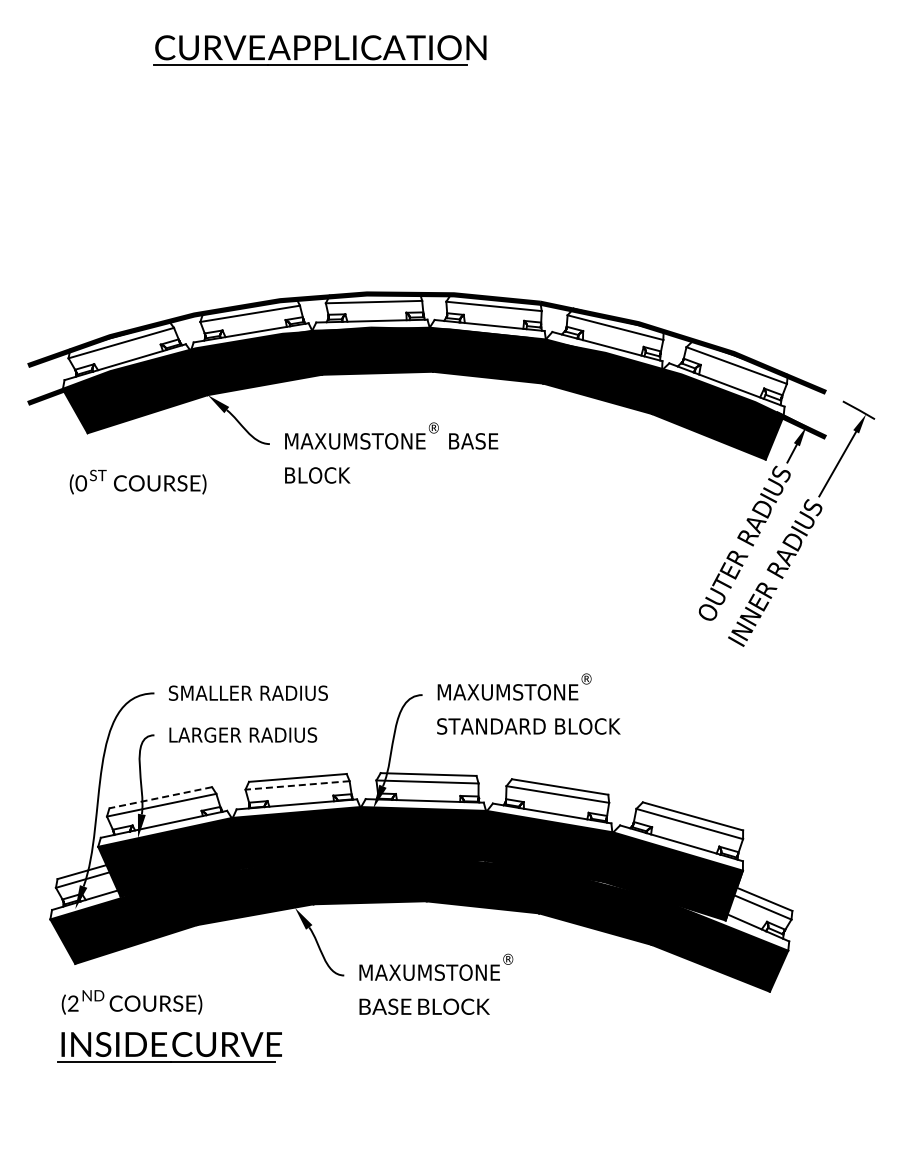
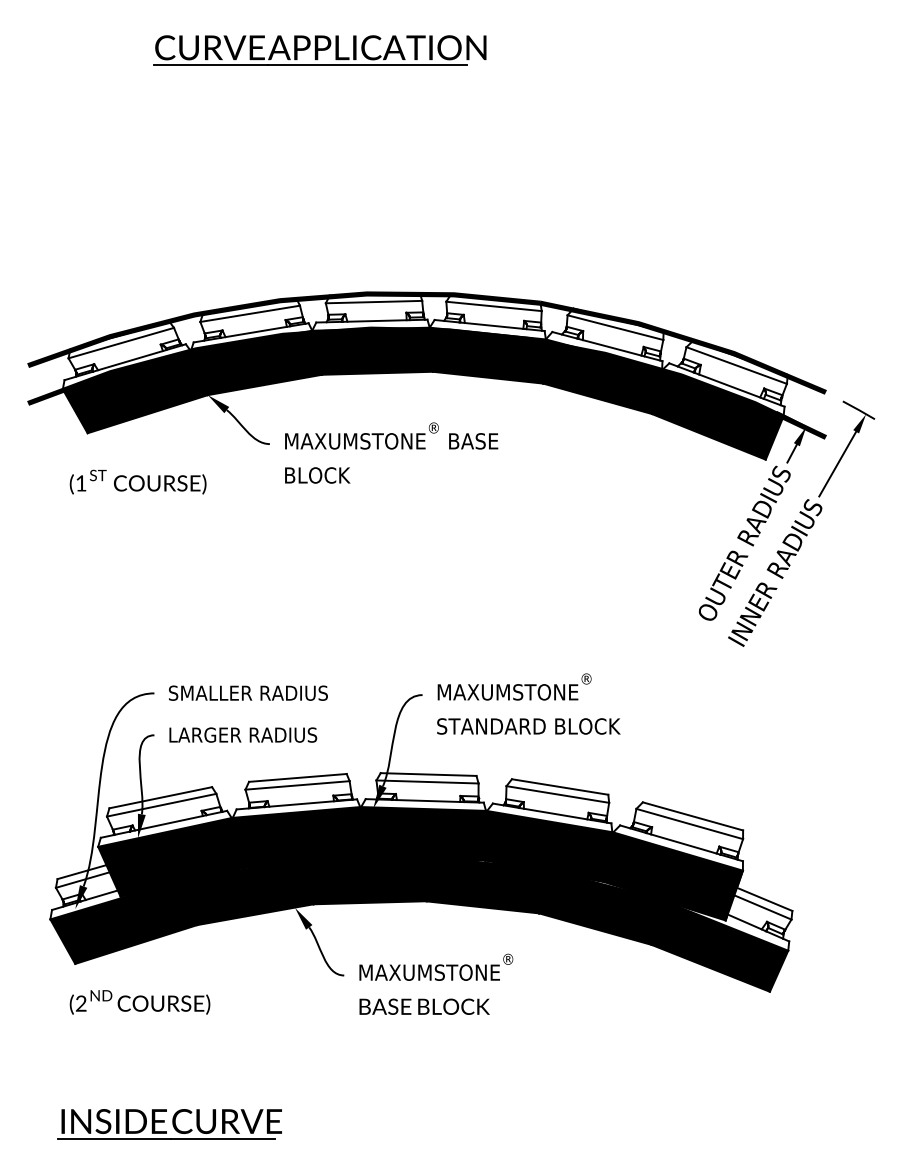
text: (0 -> (1 (81, 483)
line: dashed -> solid (297, 785)
line: dashed -> solid (160, 797)
text position: (131, 1002) -> (139, 1002) (139, 1002)
part position: (169, 1047) -> (169, 1124) (169, 1124)
